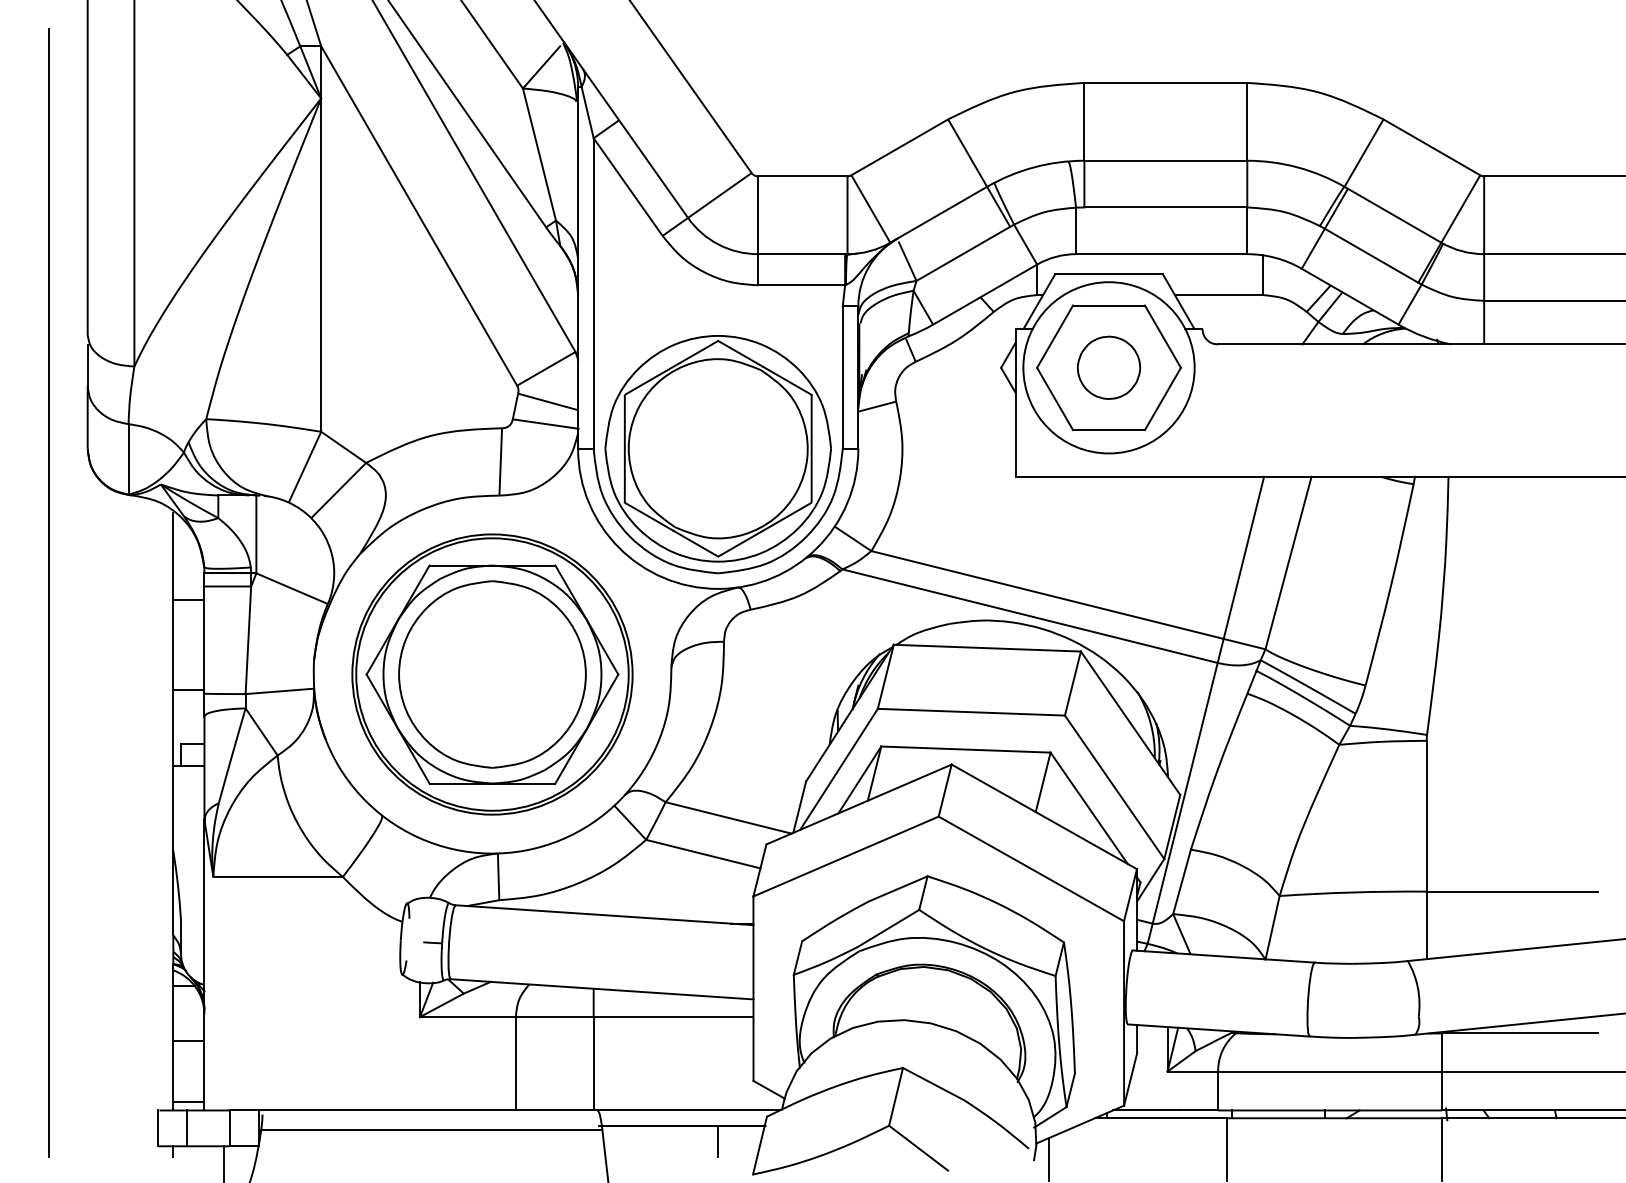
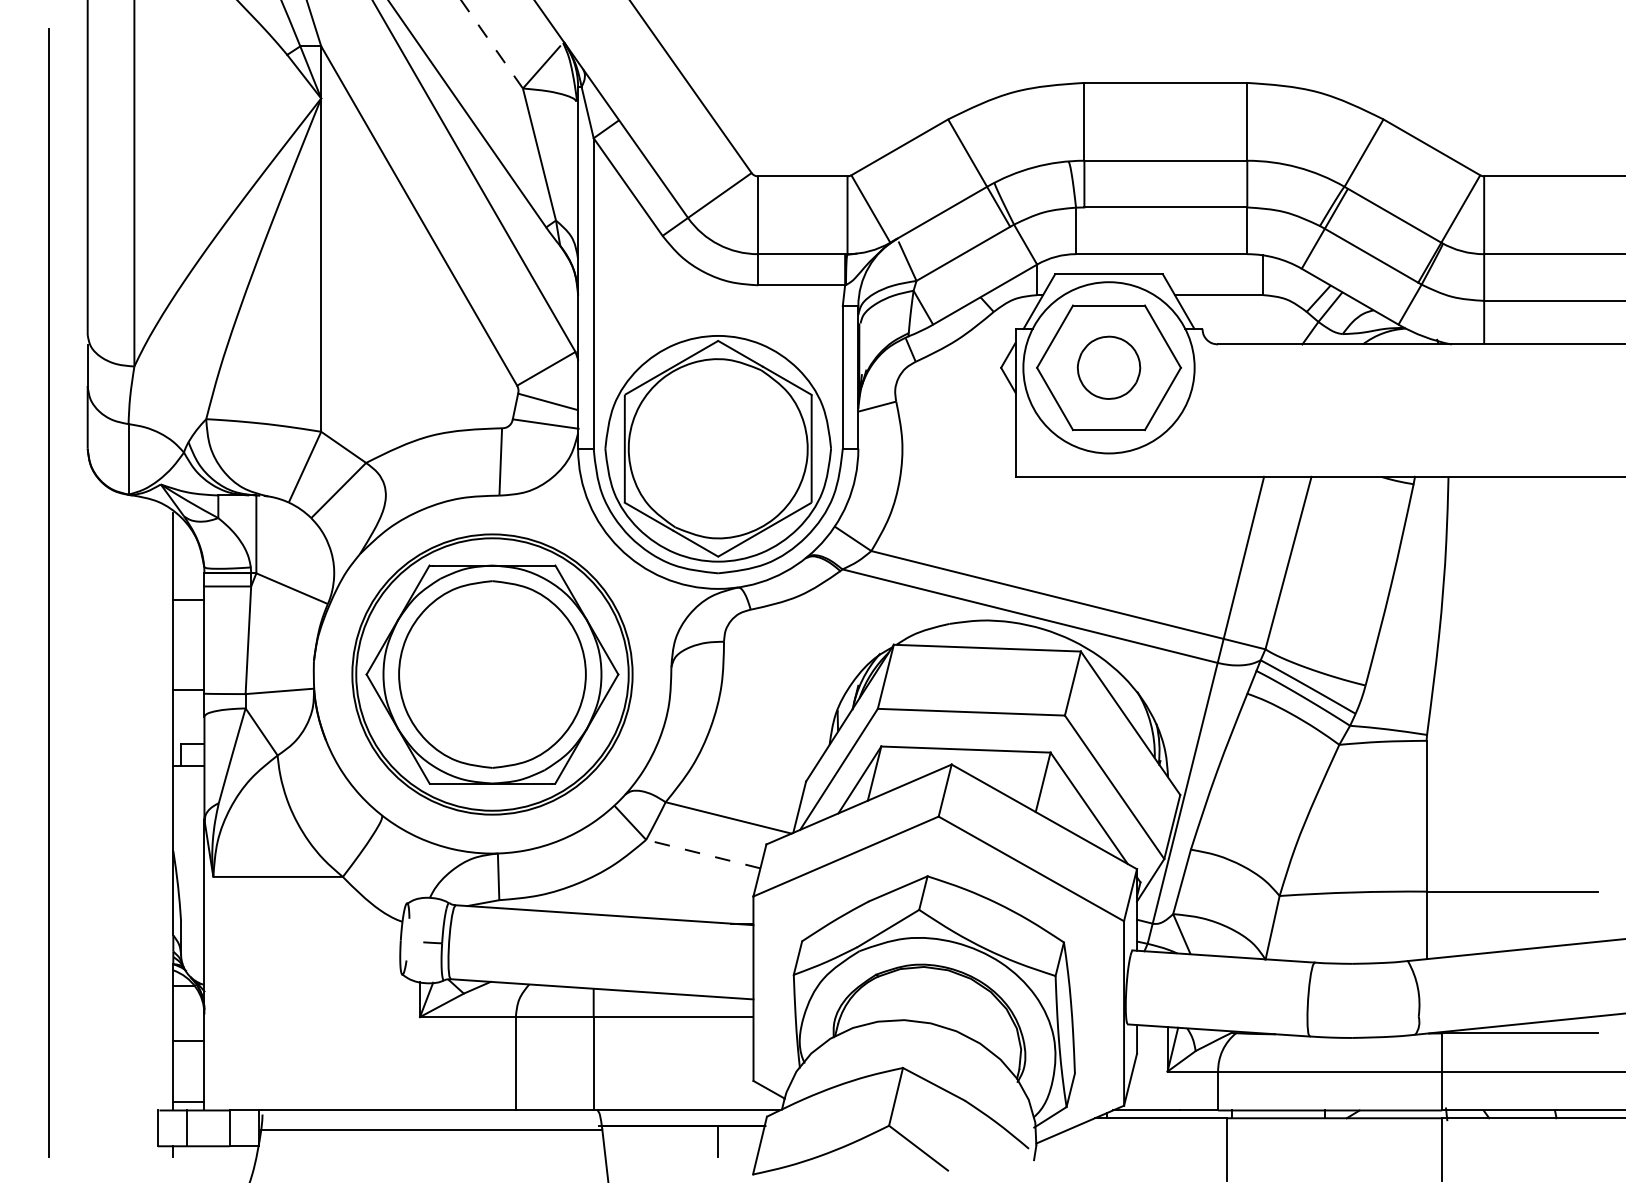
line: solid -> dashed (491, 44)
line: solid -> dashed (703, 854)
line: present -> none (1048, 1158)
line: present -> none (223, 1162)
